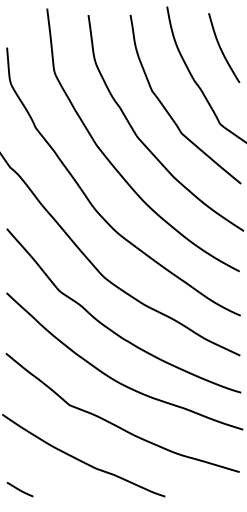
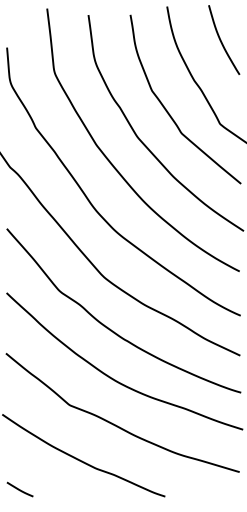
curve position: (222, 49) -> (222, 41) (222, 41)
